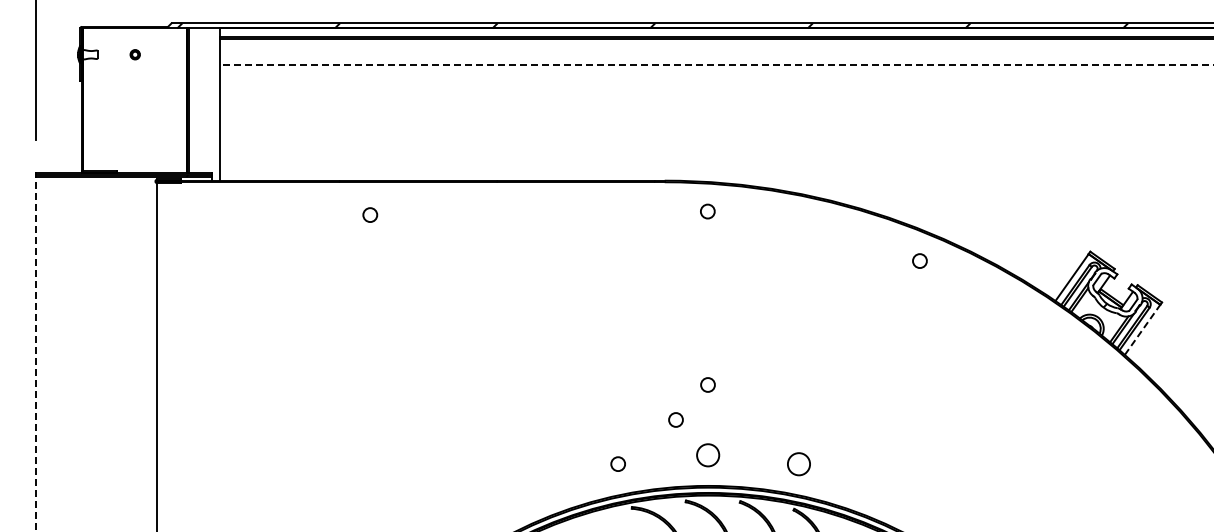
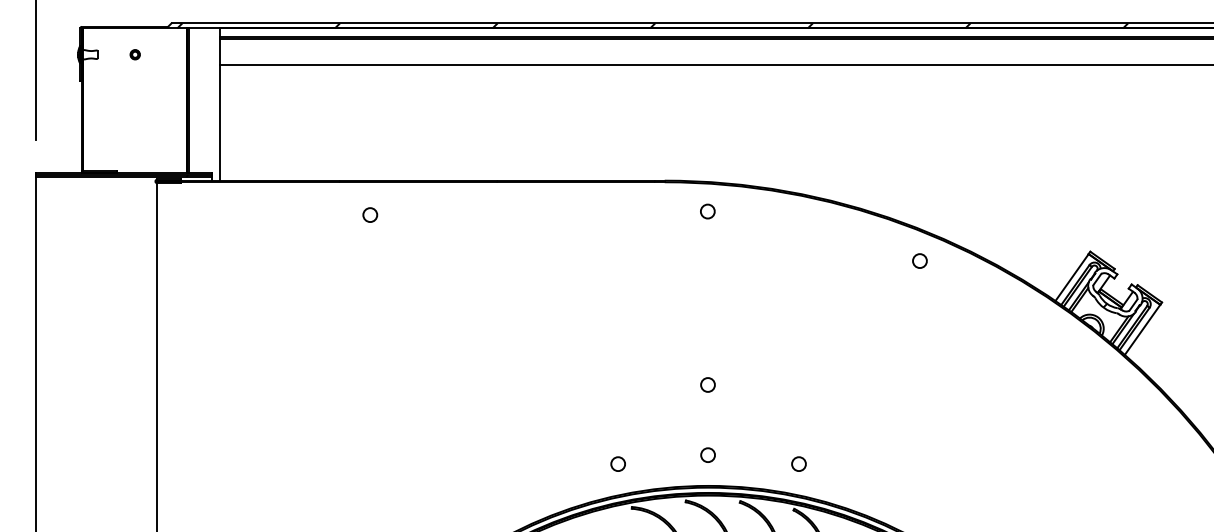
line: dashed -> solid (717, 65)
line: dashed -> solid (1142, 329)
line: dashed -> solid (36, 354)
circle: present -> none (675, 419)
circle size: 25x25 px -> 16x16 px (707, 454)
circle size: 24x25 px -> 16x16 px (798, 463)
